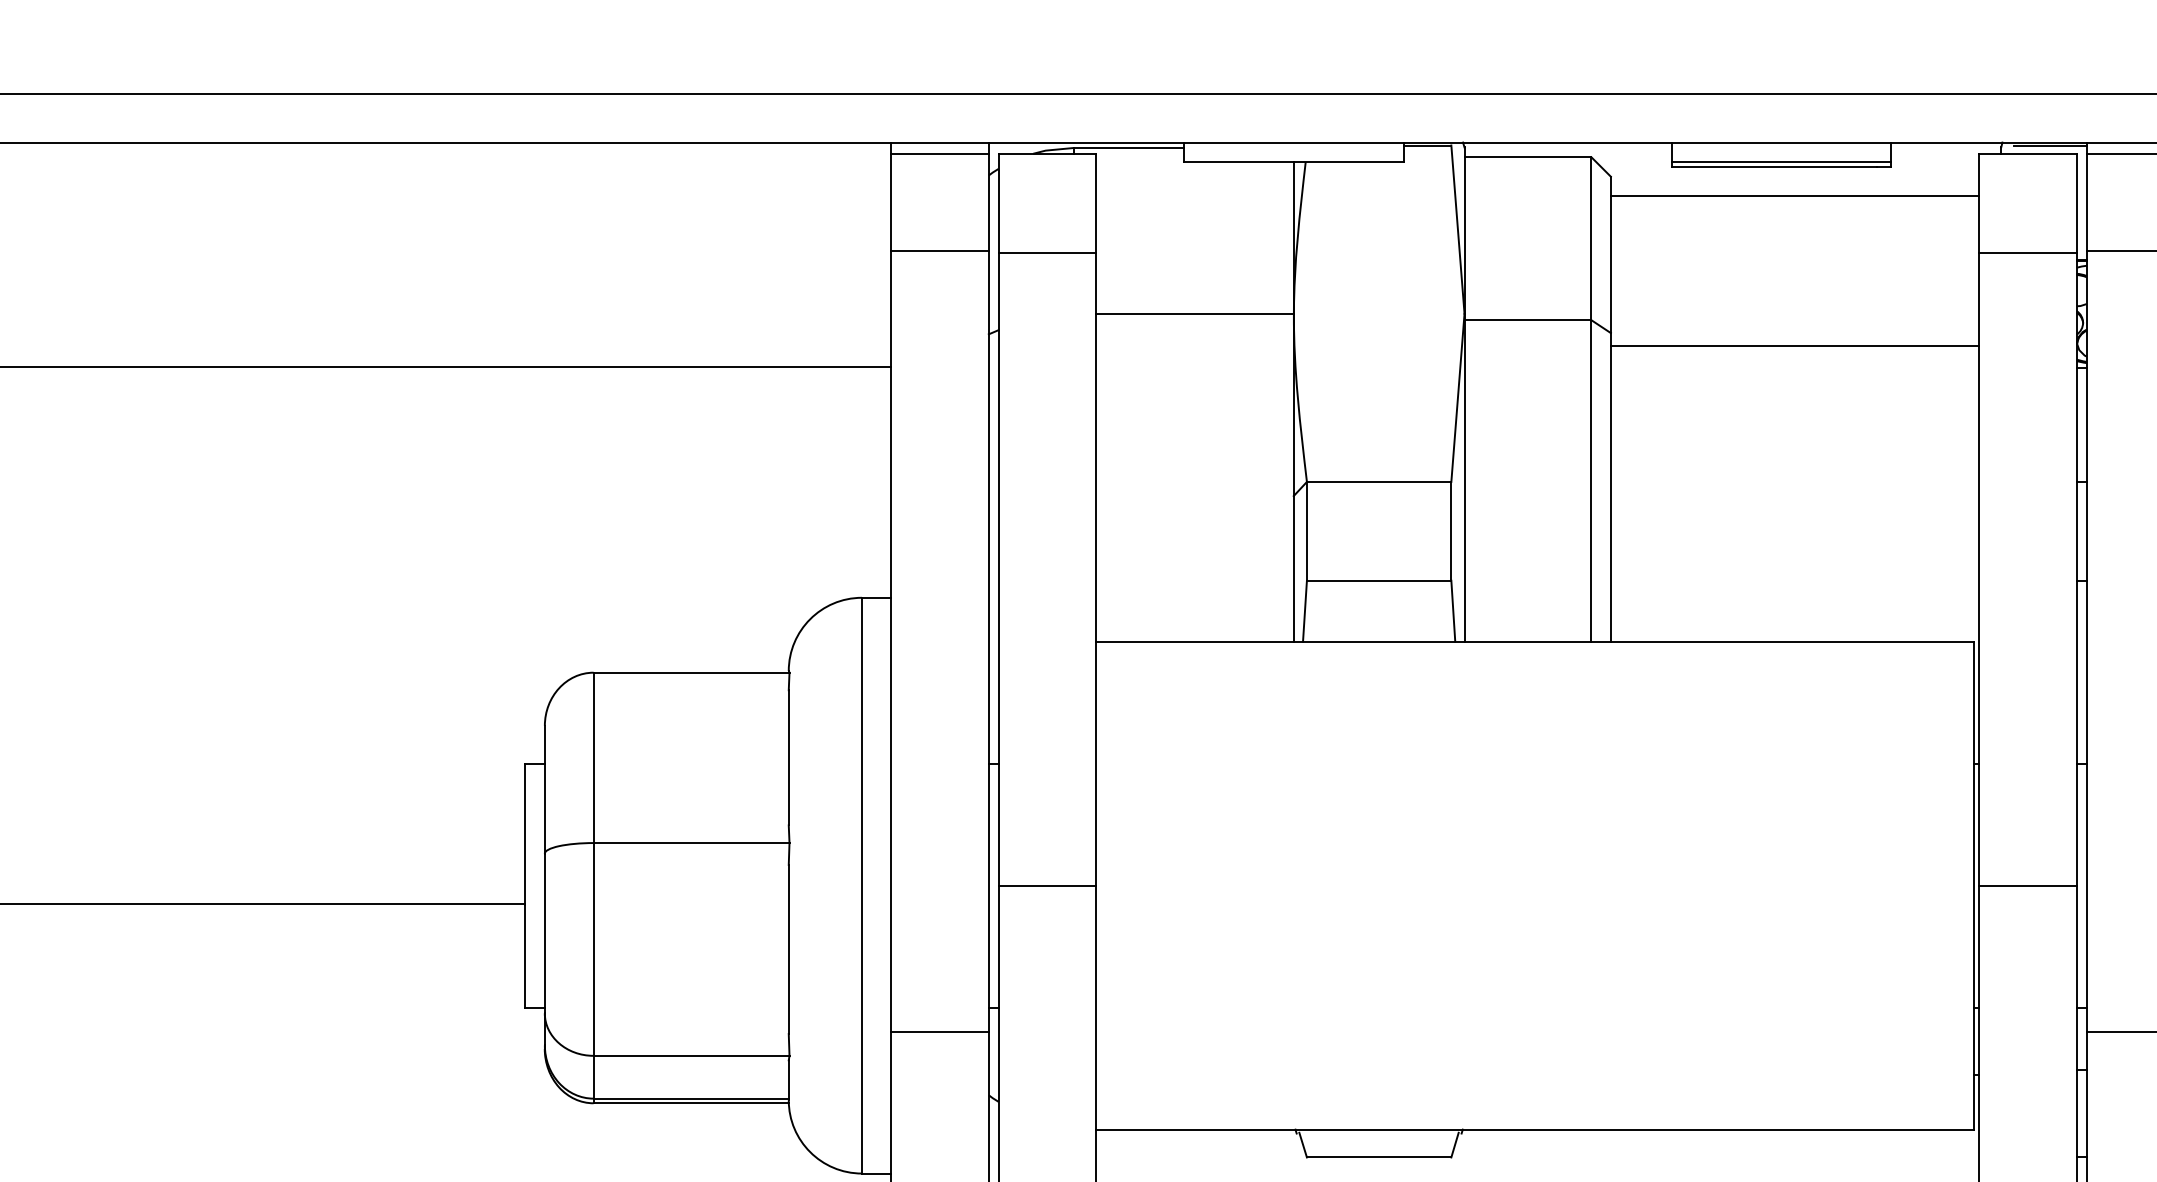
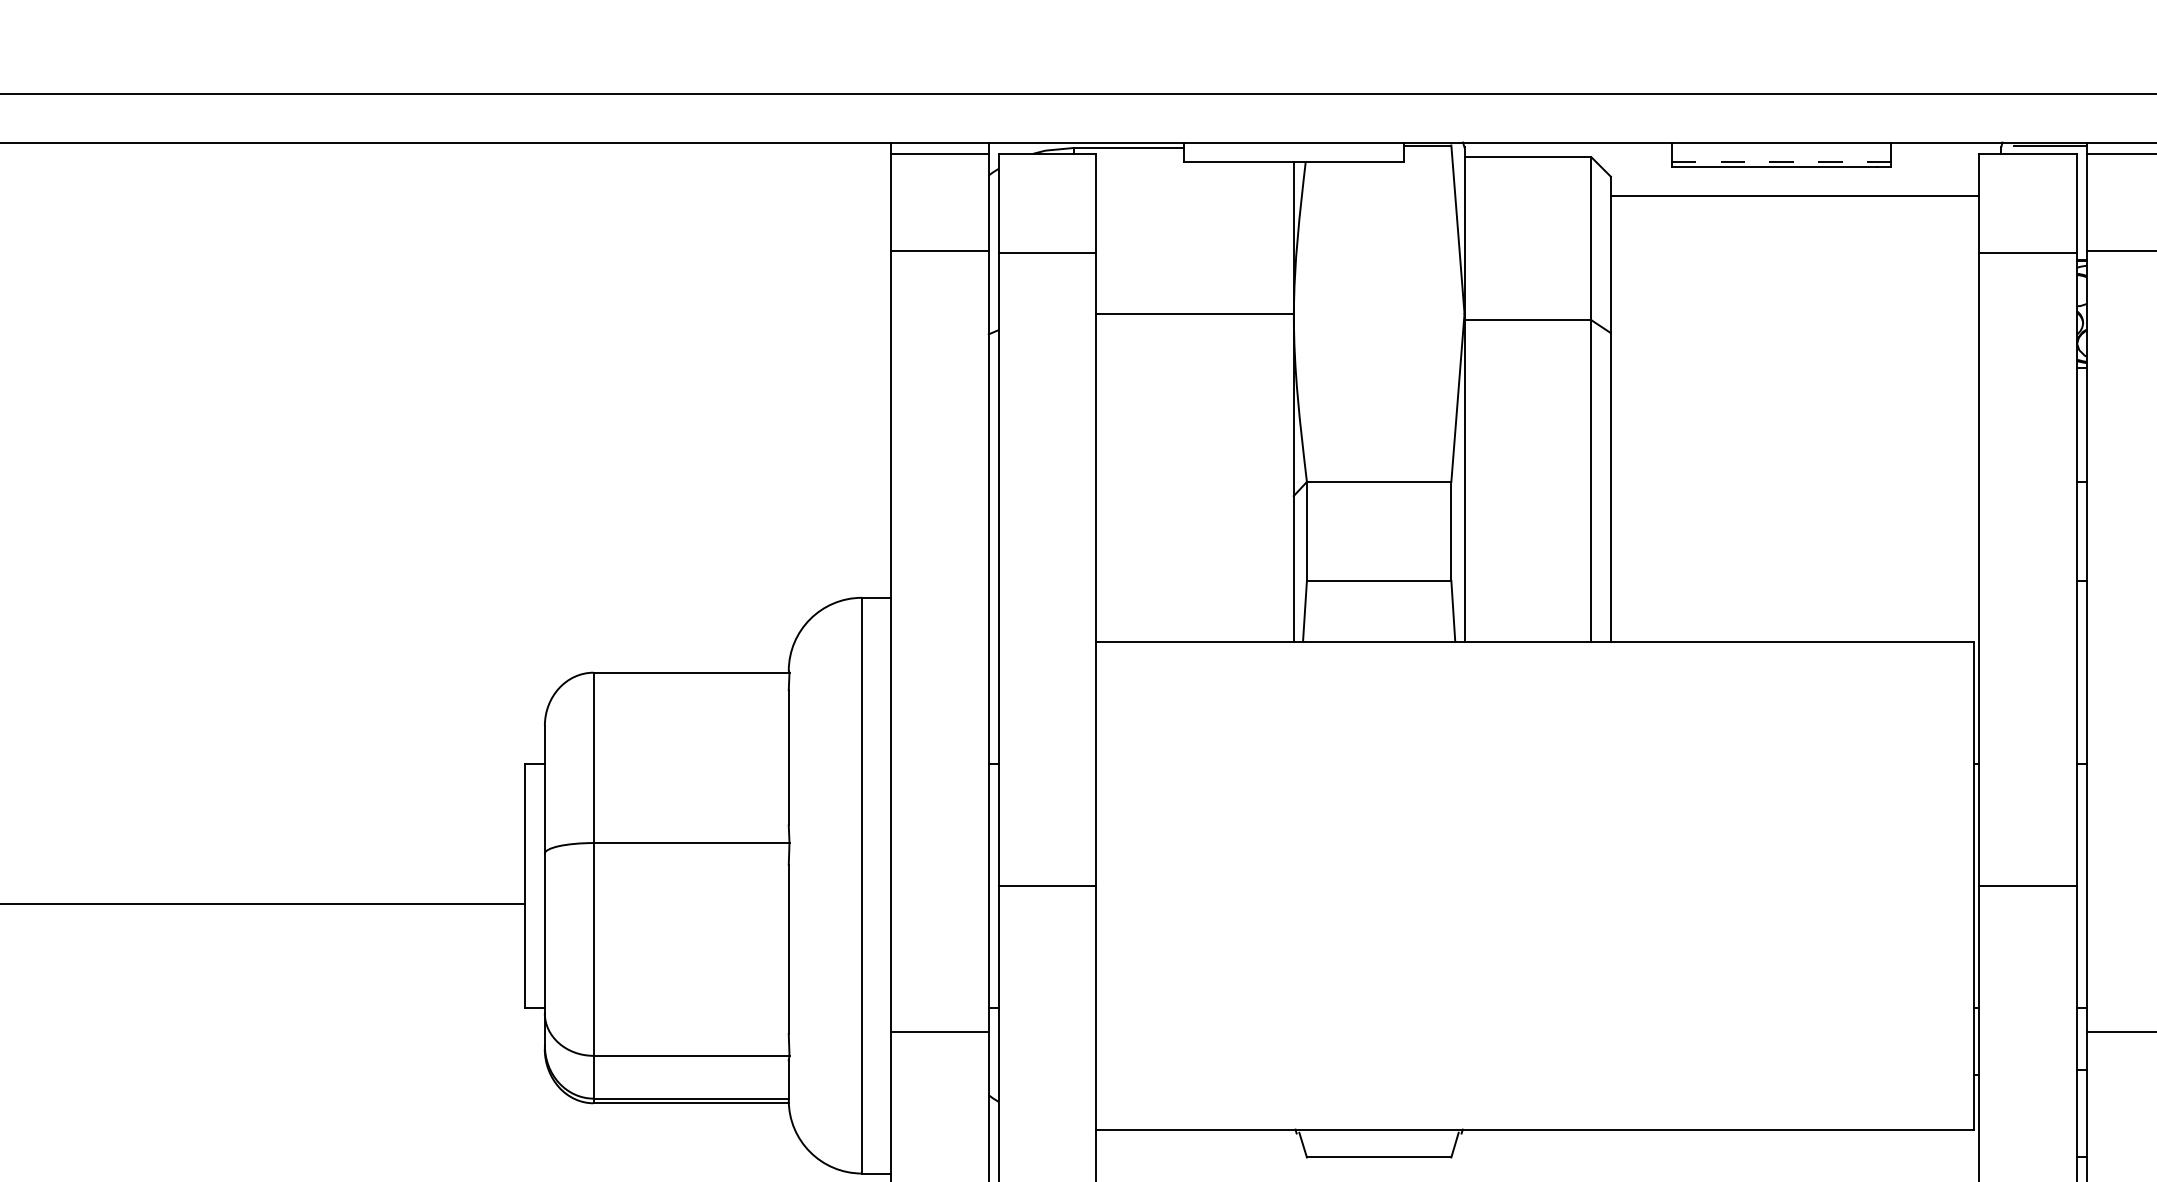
line: solid -> dashed (1781, 162)
line: present -> none (1794, 346)
line: present -> none (446, 367)
